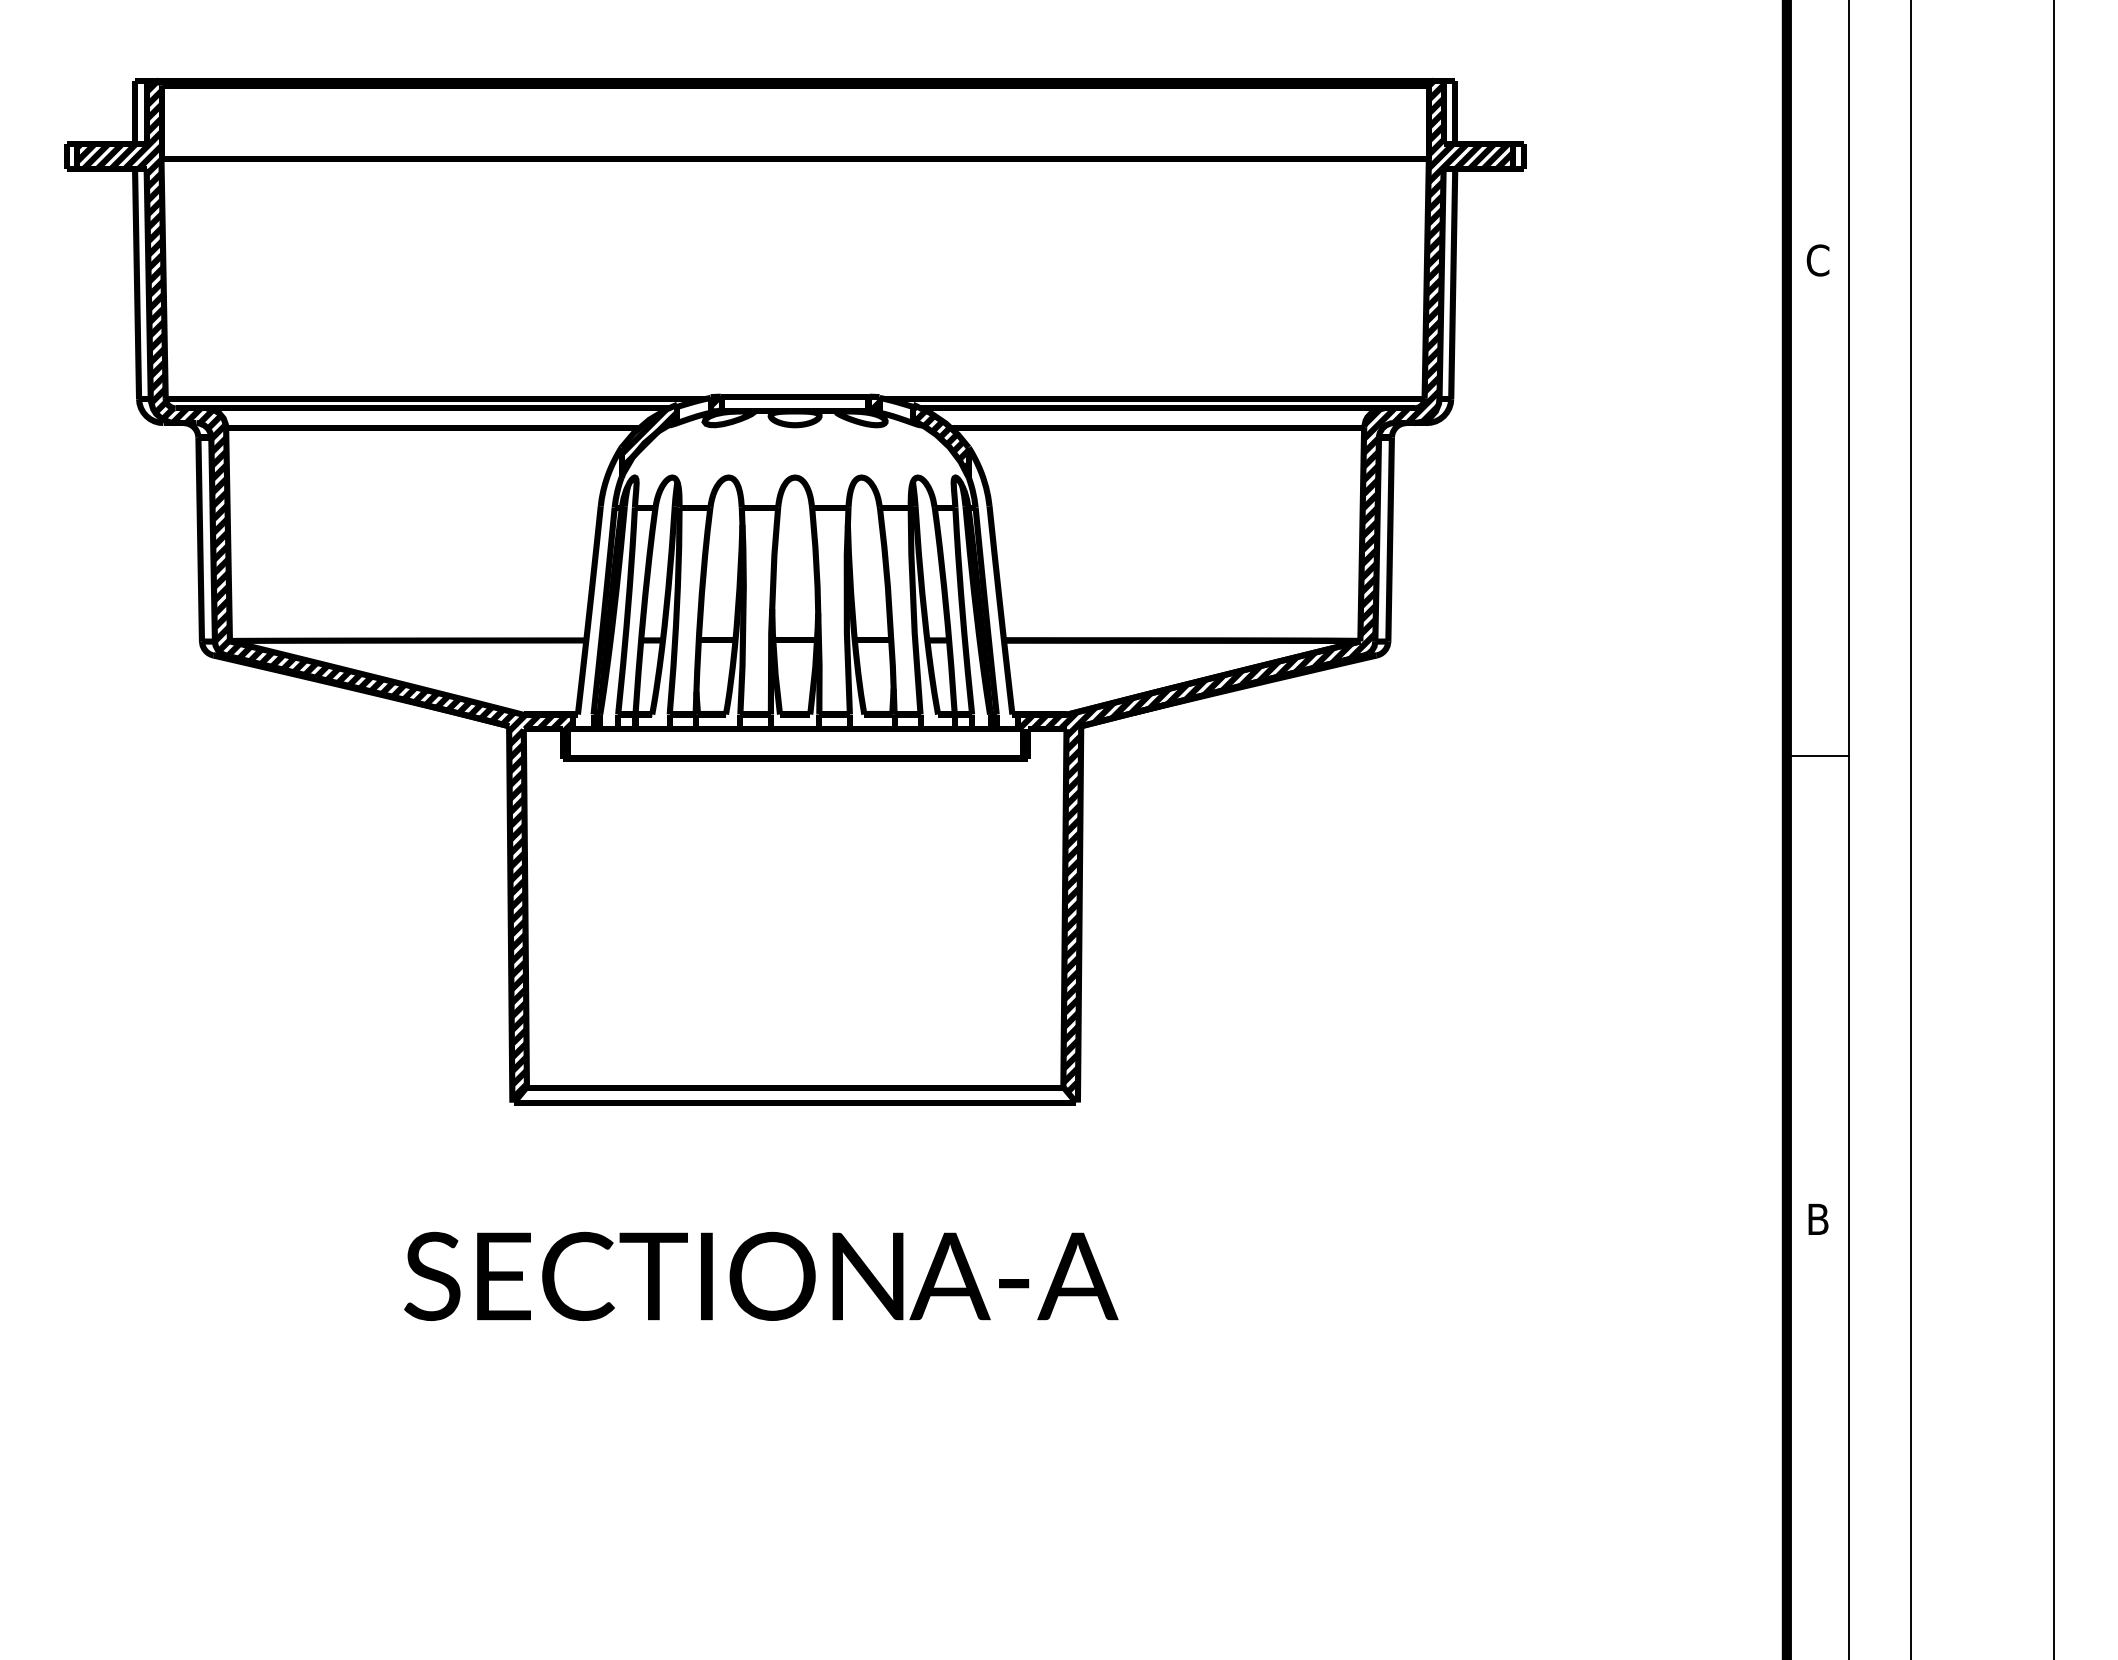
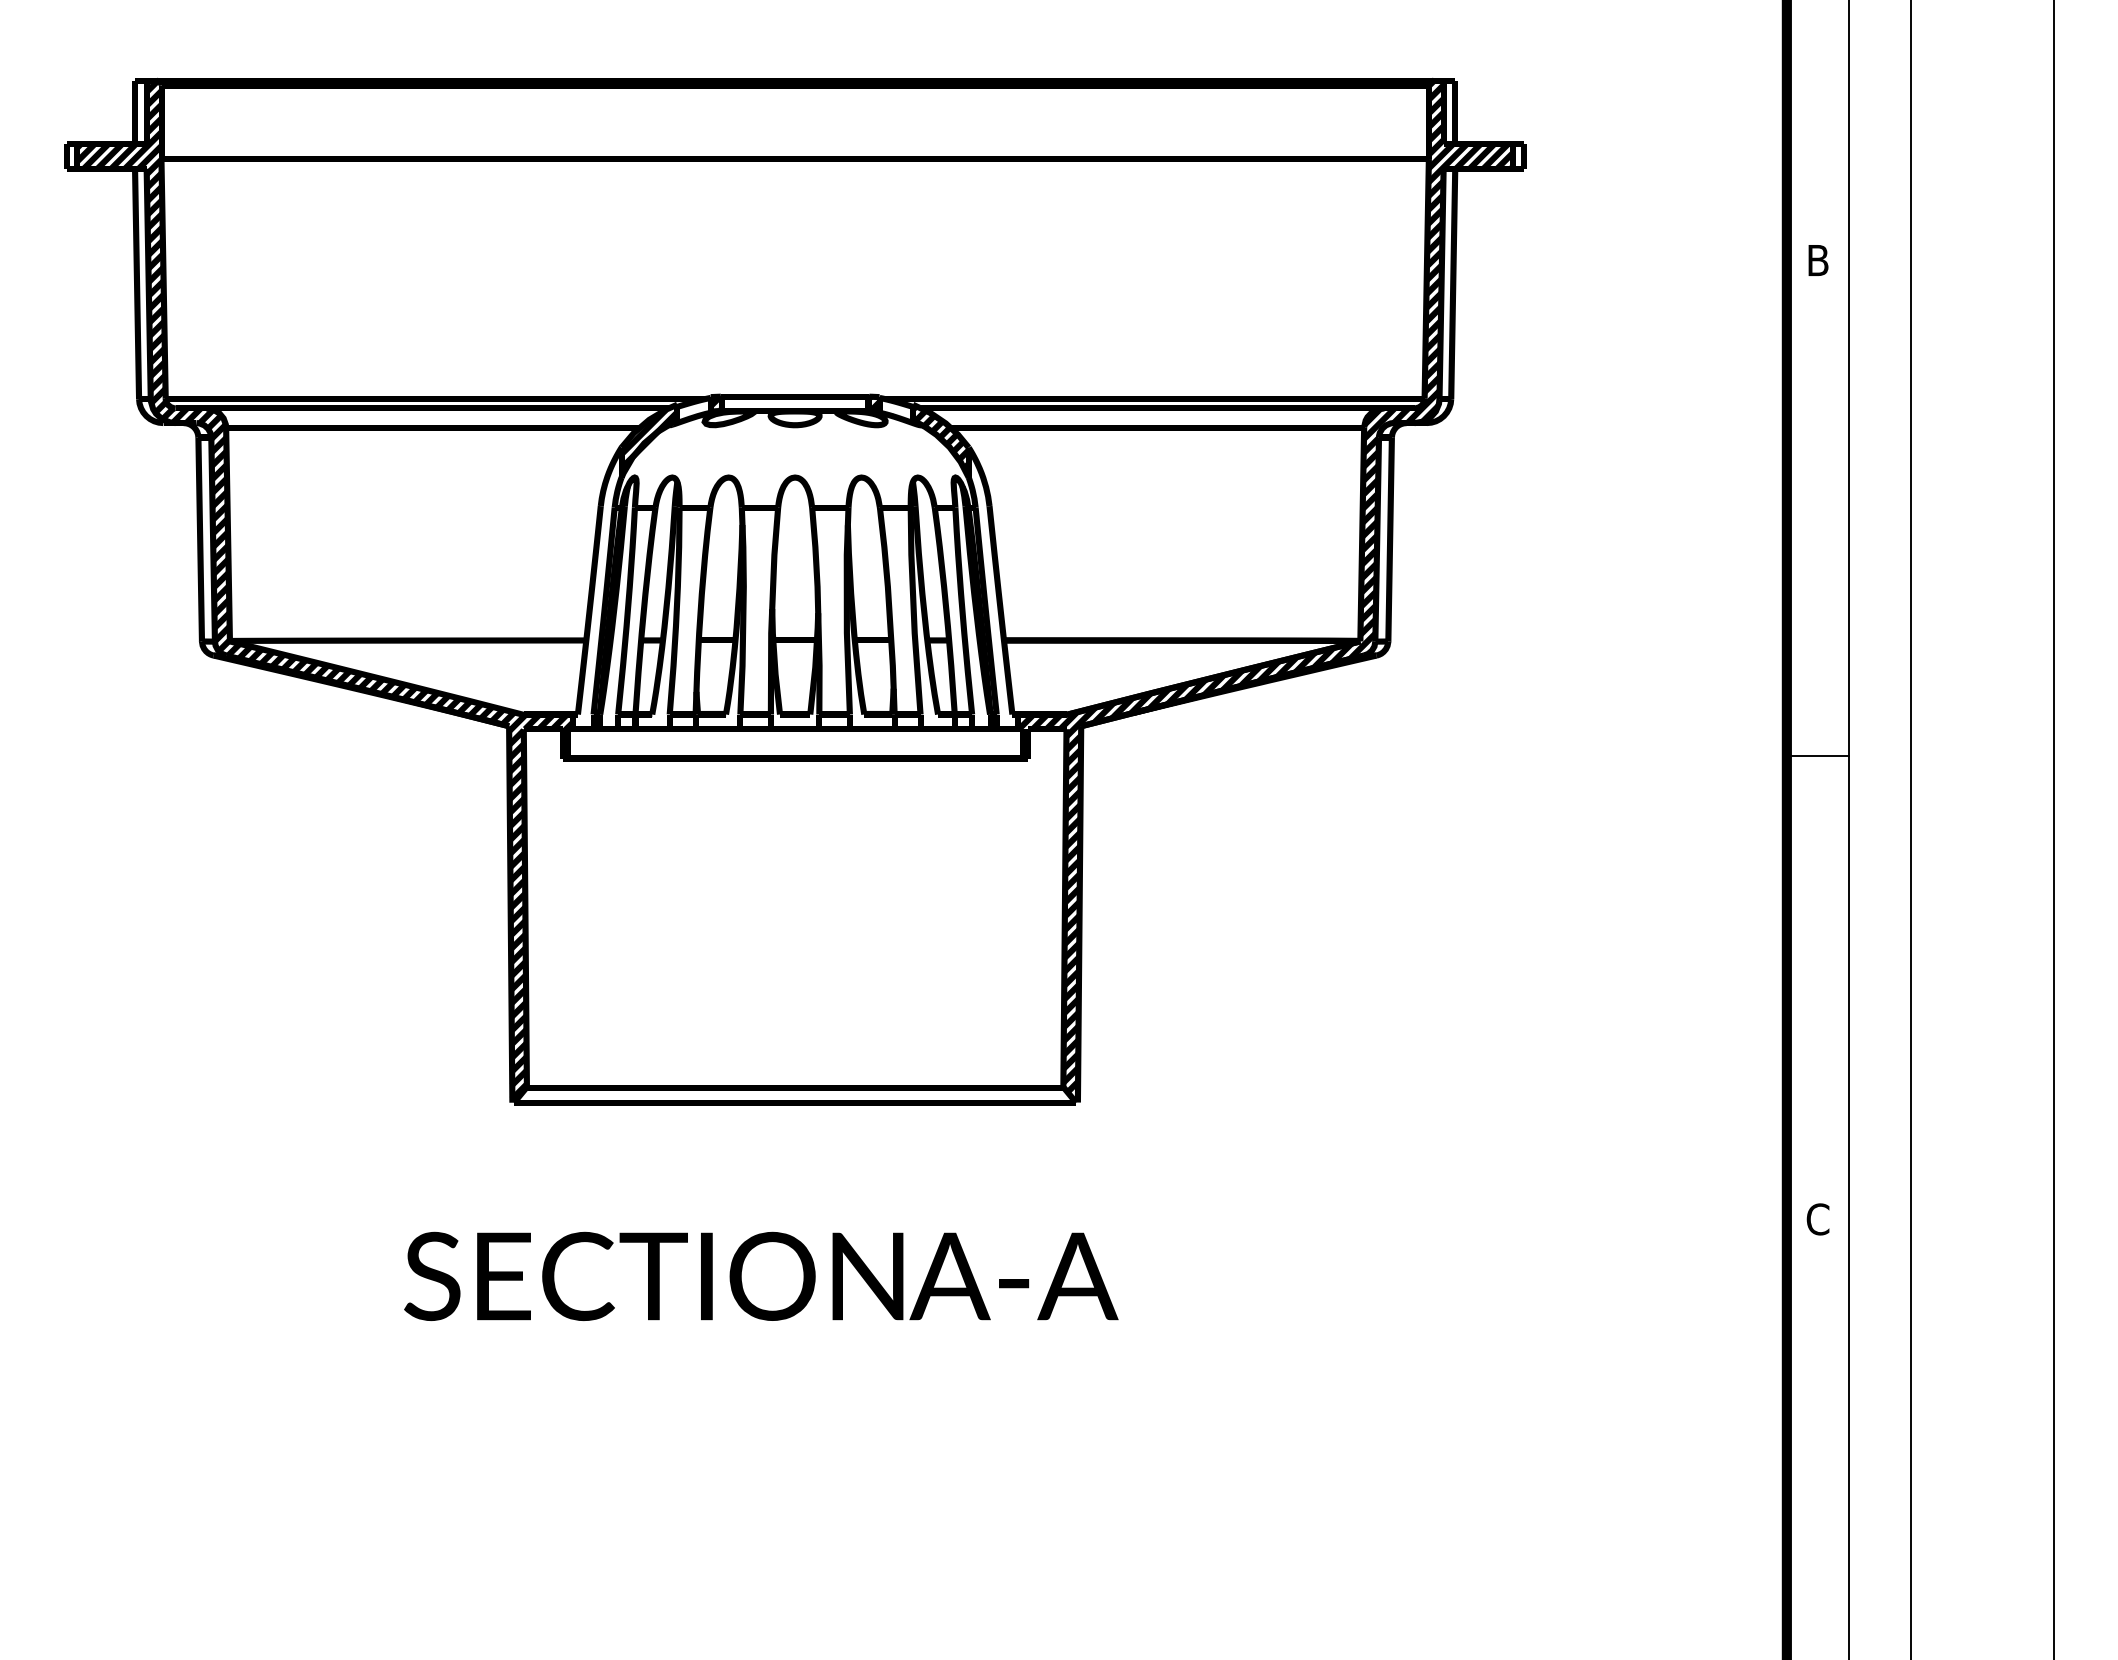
text: C -> B (1817, 260)
text: B -> C (1817, 1219)
